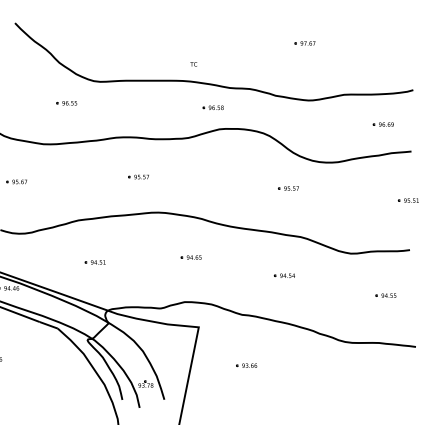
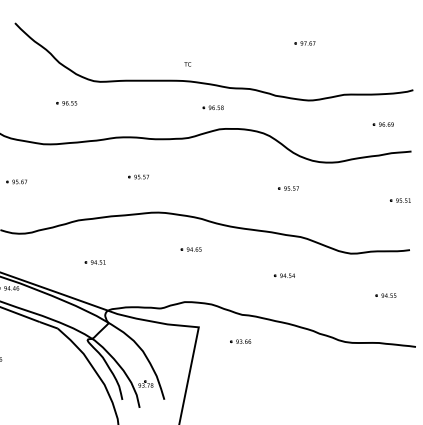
text position: (193, 64) -> (187, 64) (187, 64)
part position: (407, 200) -> (399, 200) (399, 200)
part position: (190, 257) -> (190, 249) (190, 249)
part position: (246, 365) -> (240, 341) (240, 341)
